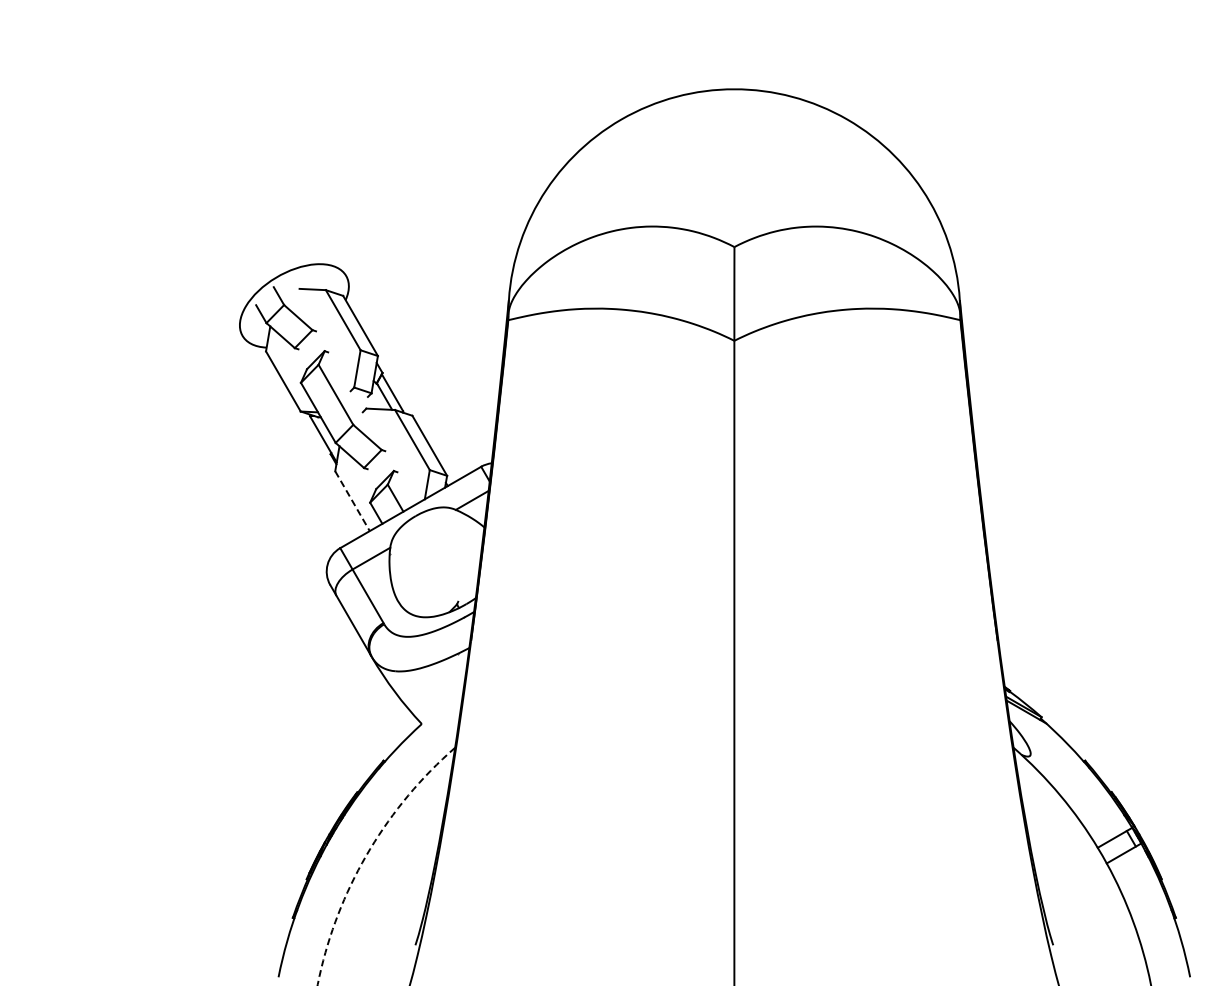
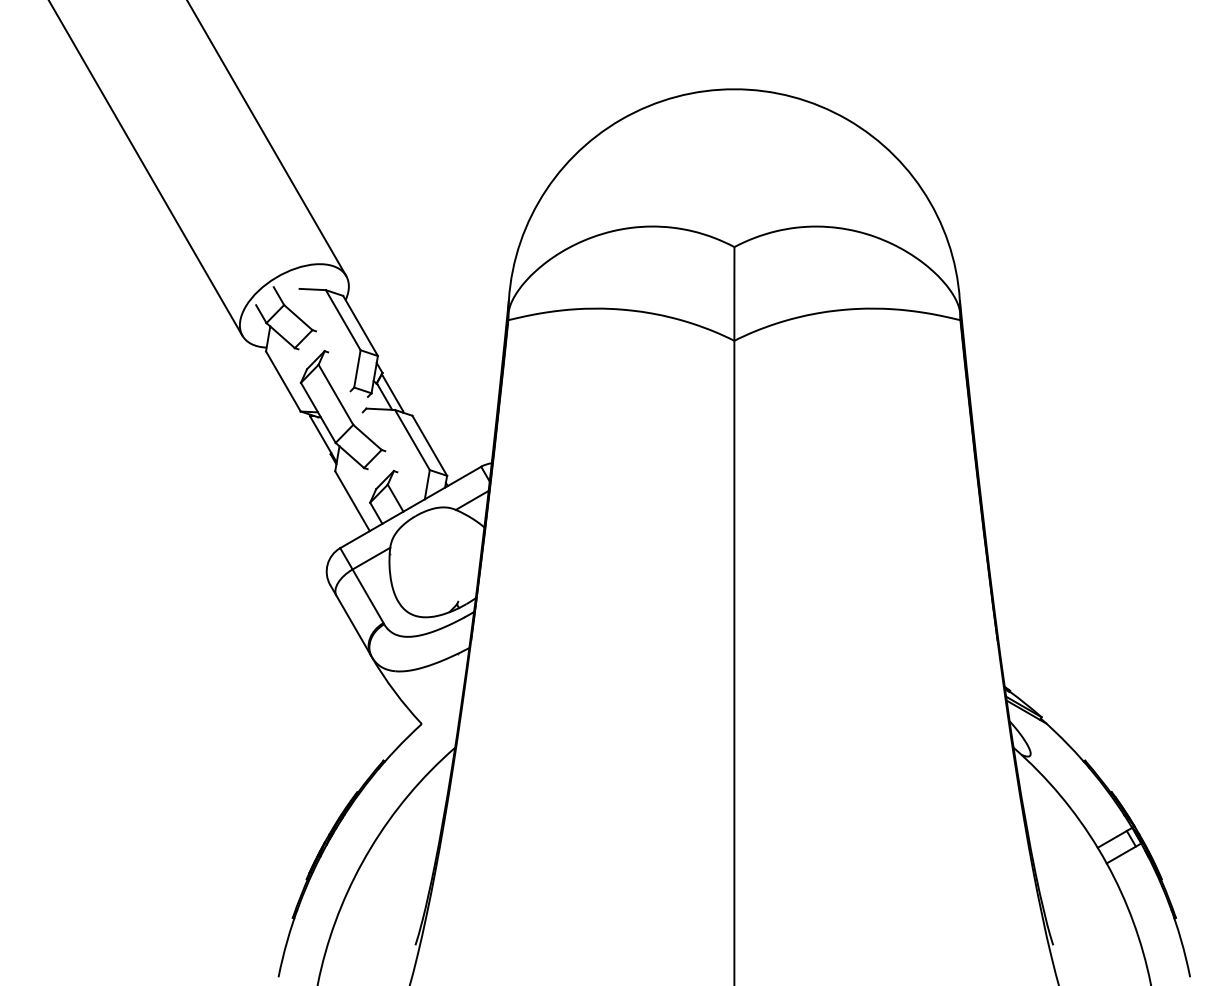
line: none -> present (267, 139)
line: none -> present (145, 168)
line: dashed -> solid (352, 501)
arc: dashed -> solid (365, 857)
